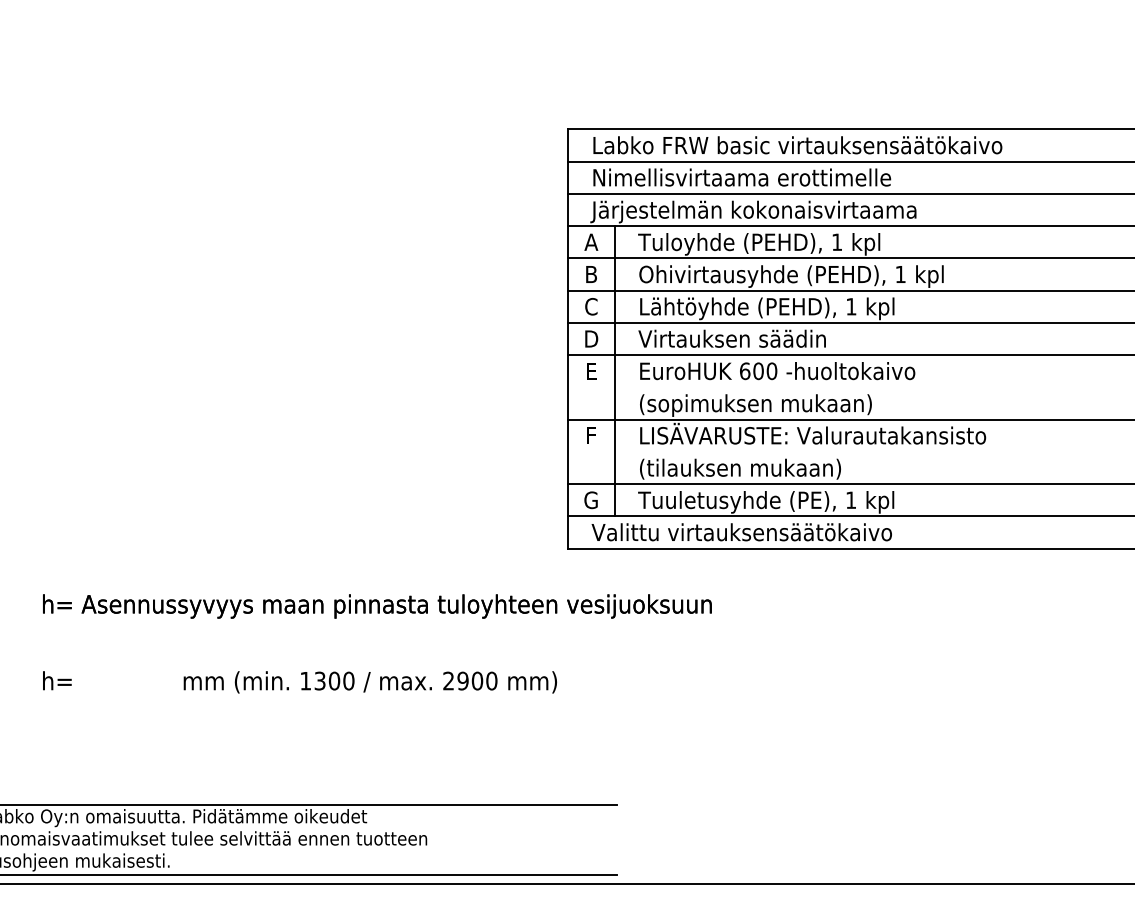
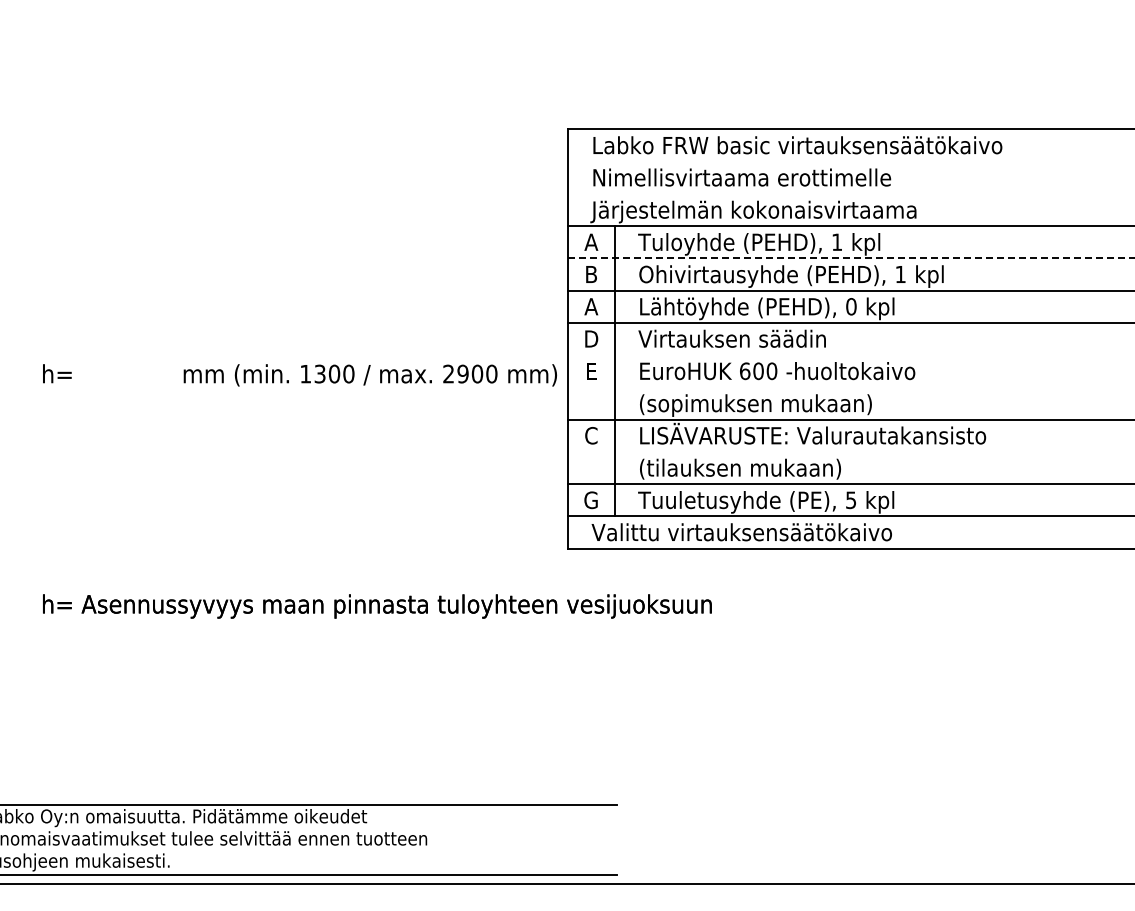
line: present -> none (849, 161)
line: present -> none (849, 193)
line: solid -> dashed (851, 258)
text: C -> A (591, 306)
text: 1 -> 0 (851, 306)
line: present -> none (849, 355)
text: F -> C (591, 435)
text: 1 -> 5 (851, 500)
text position: (299, 682) -> (299, 375) (299, 375)
